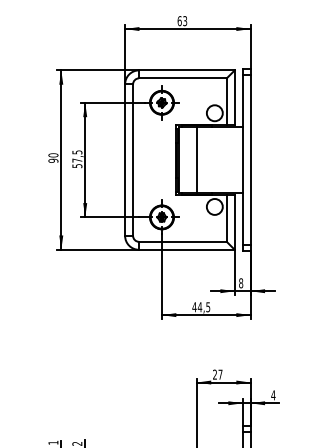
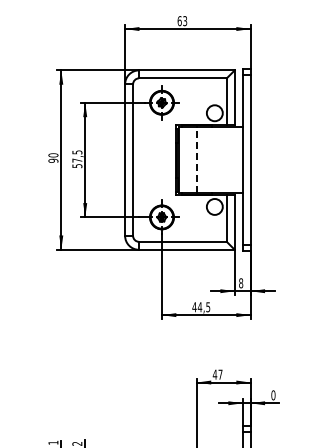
line: solid -> dashed (196, 160)
text: 27 -> 47 (214, 374)
text: 4 -> 0 (273, 395)
